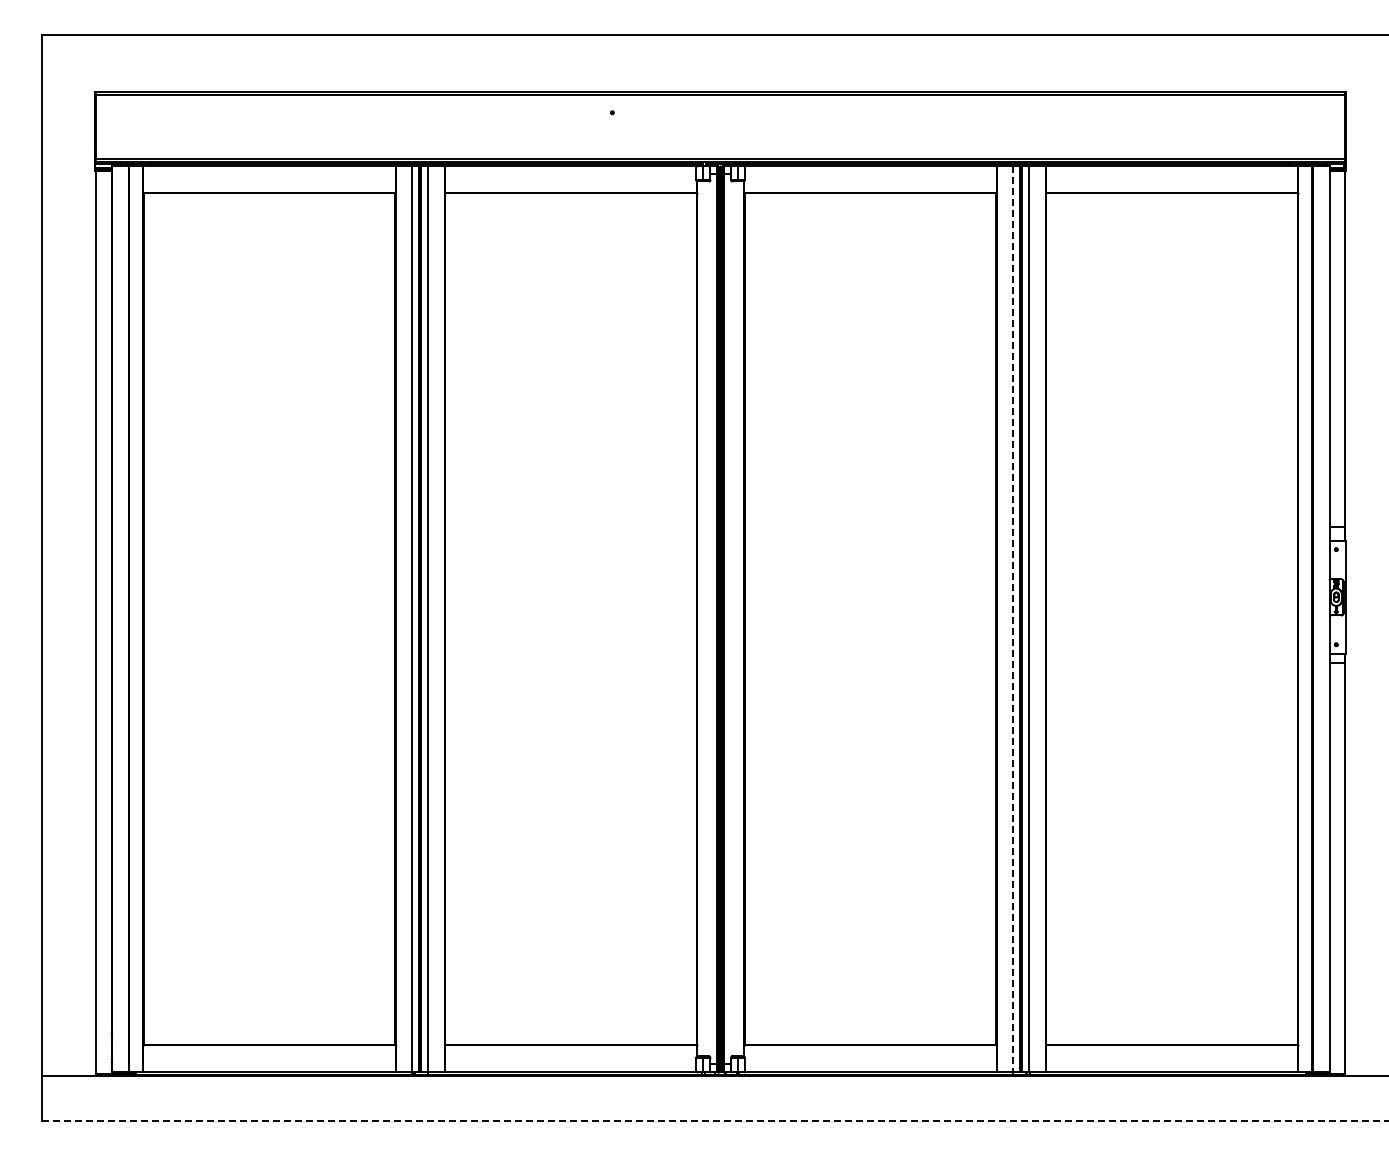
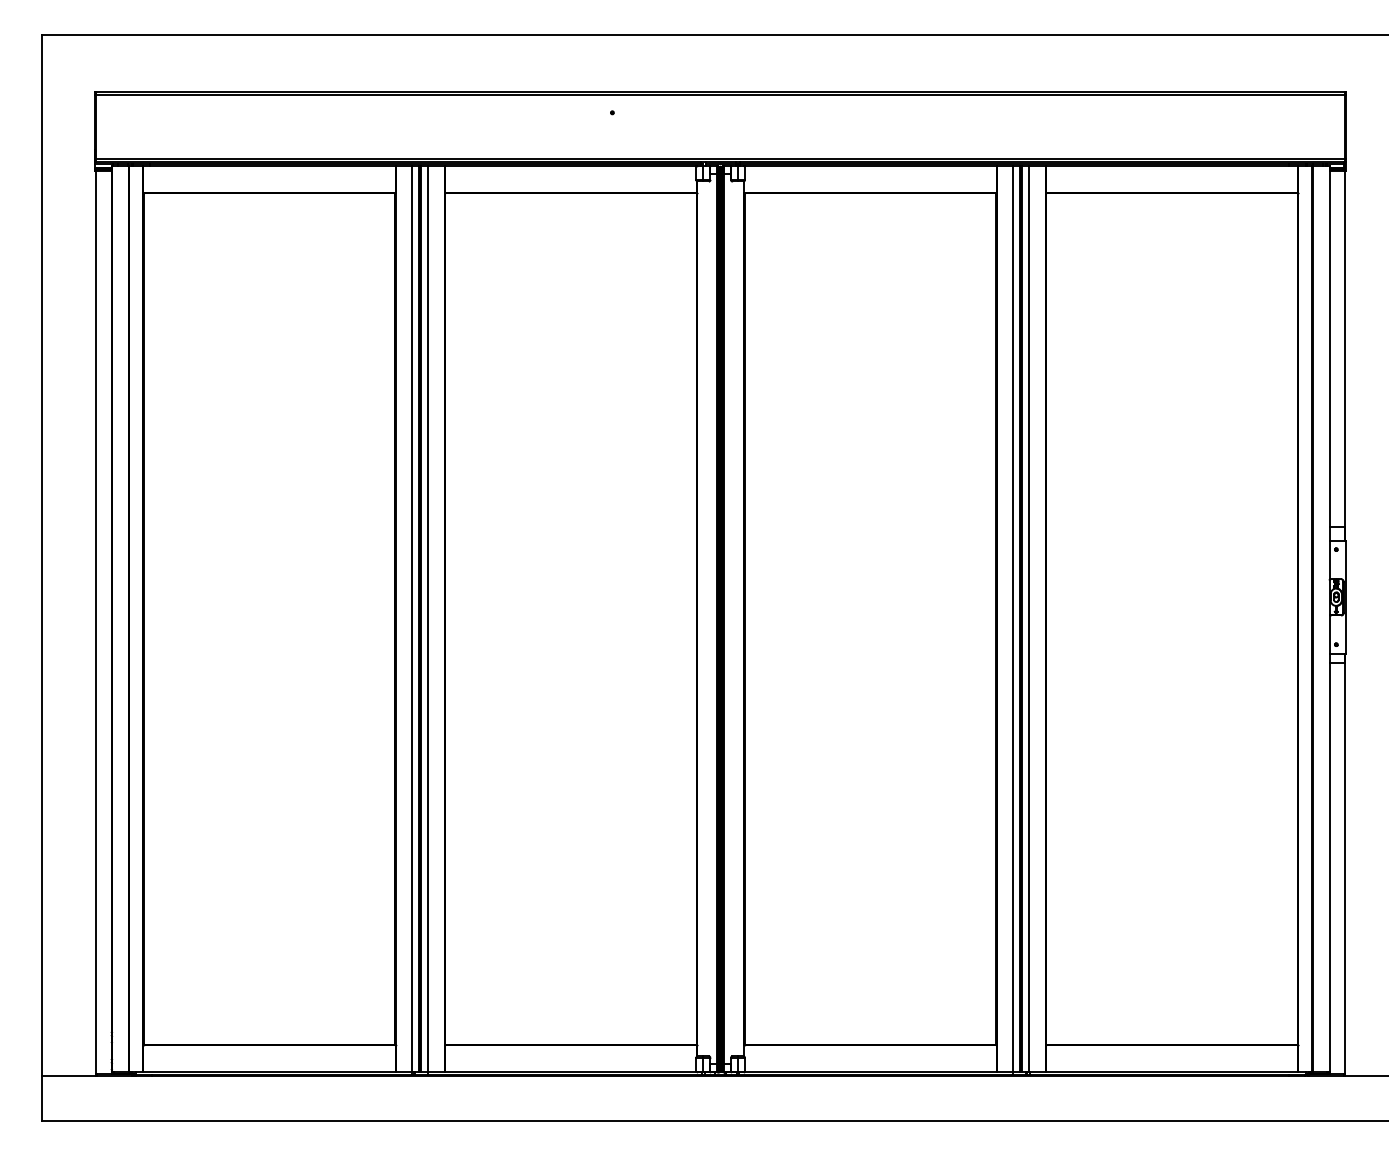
line: dashed -> solid (1013, 619)
line: dashed -> solid (715, 1121)
